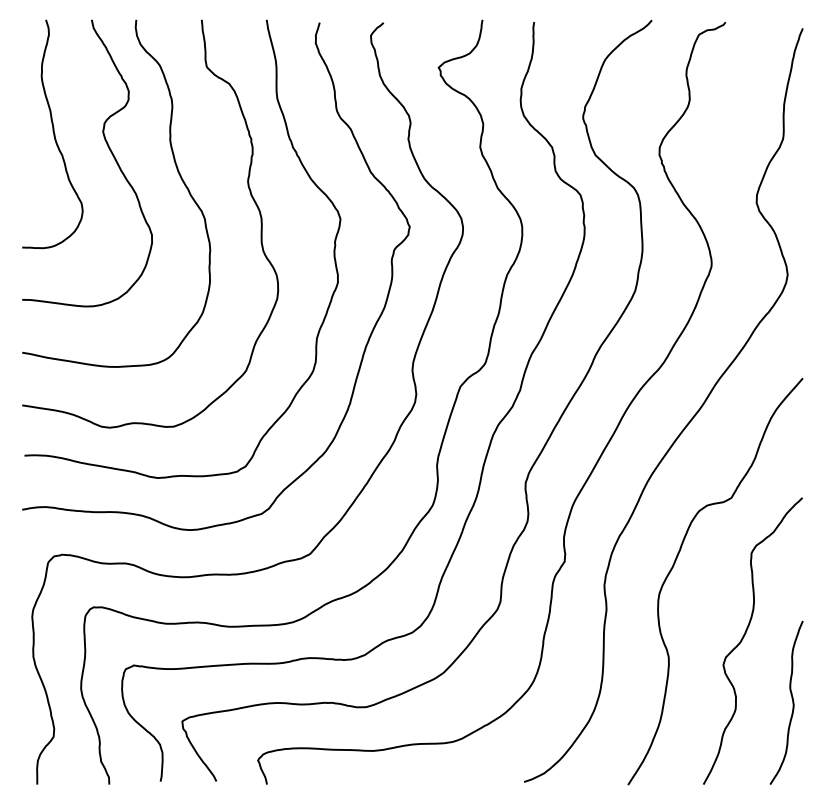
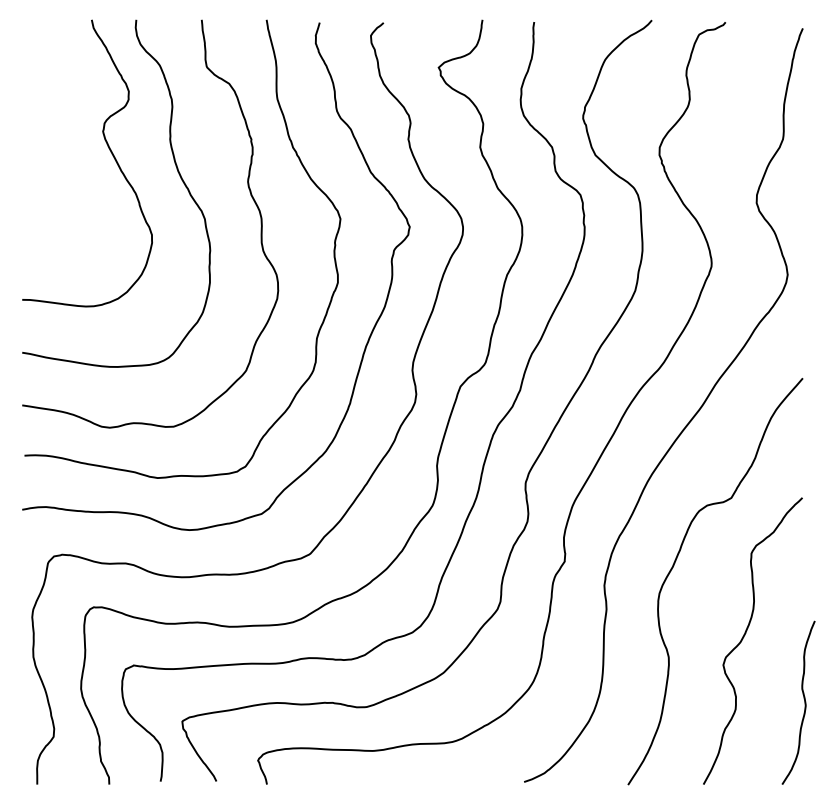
curve: present -> none (53, 134)
curve position: (792, 702) -> (804, 702) (804, 702)
